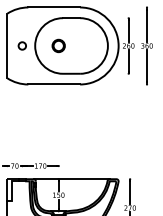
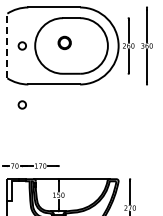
line: solid -> dashed (7, 45)
part position: (58, 45) -> (64, 42) (64, 42)
circle: none -> present (21, 104)
